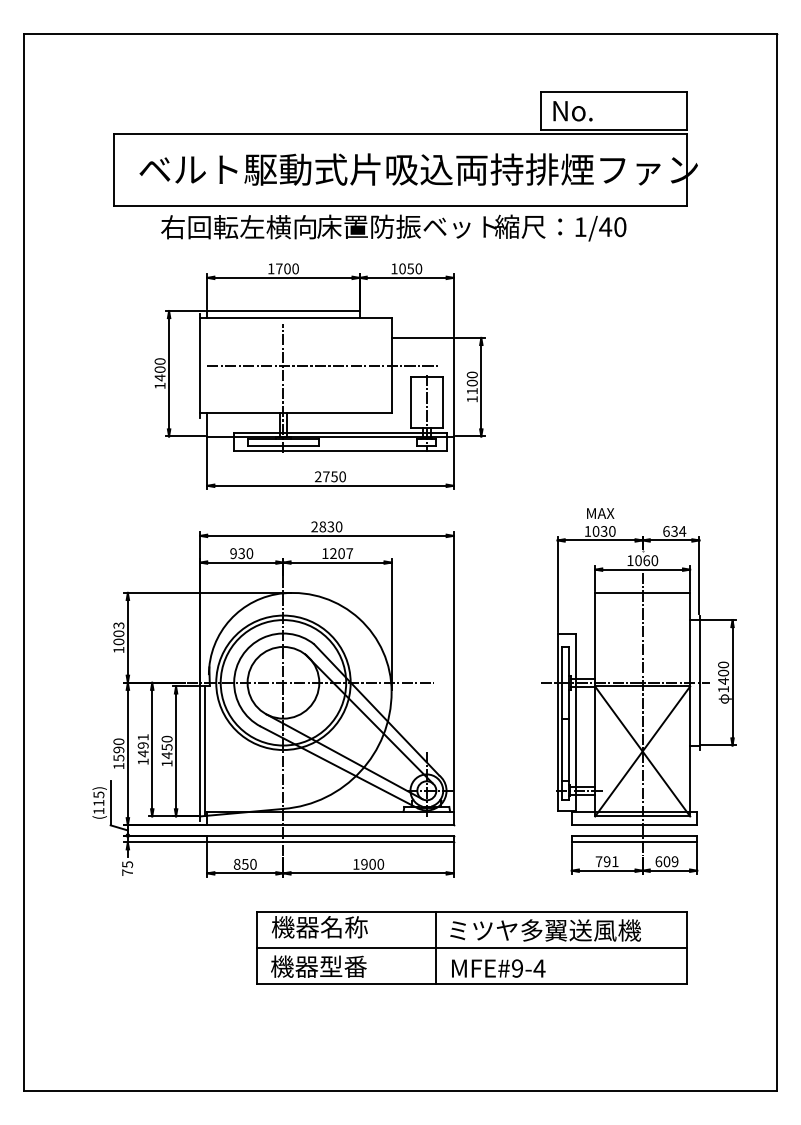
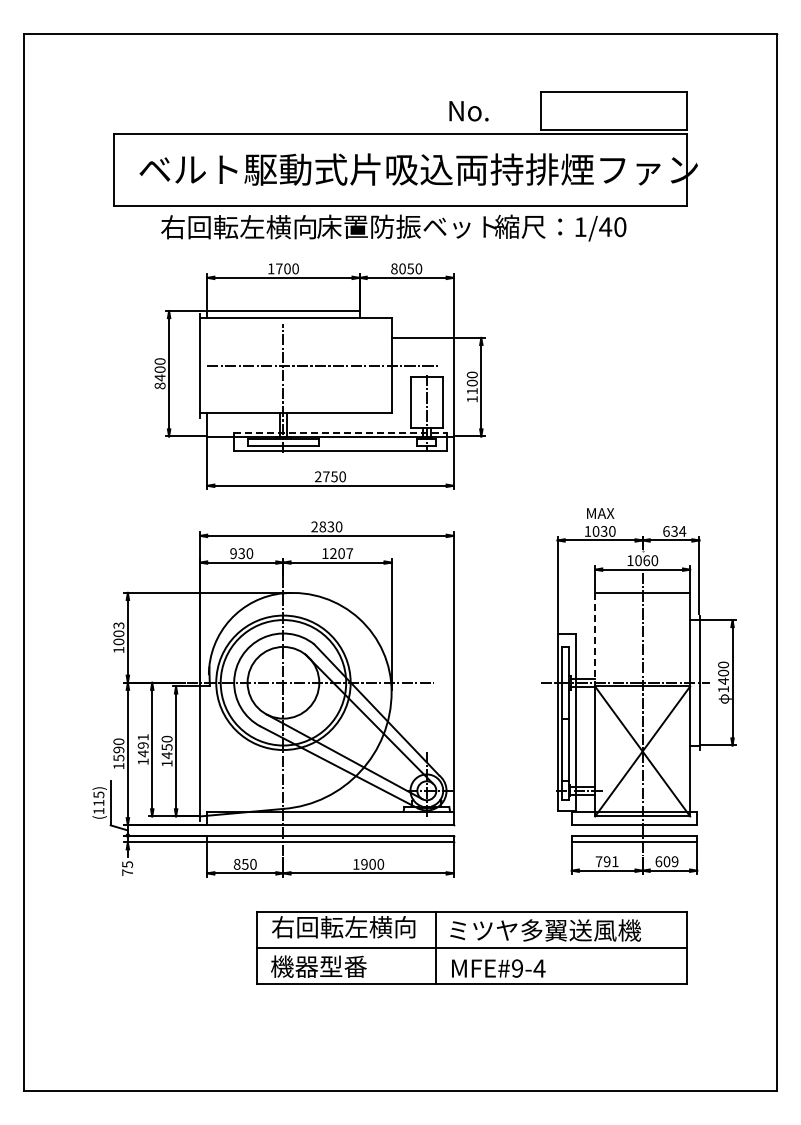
text position: (572, 111) -> (468, 111) (468, 111)
text: 1050 -> 8050 (394, 268)
text: 1400 -> 8400 (159, 385)
line: solid -> dashed (340, 432)
line: solid -> dashed (595, 637)
line: present -> none (204, 751)
text: 機器名称 -> 右回転左横向 (343, 927)
